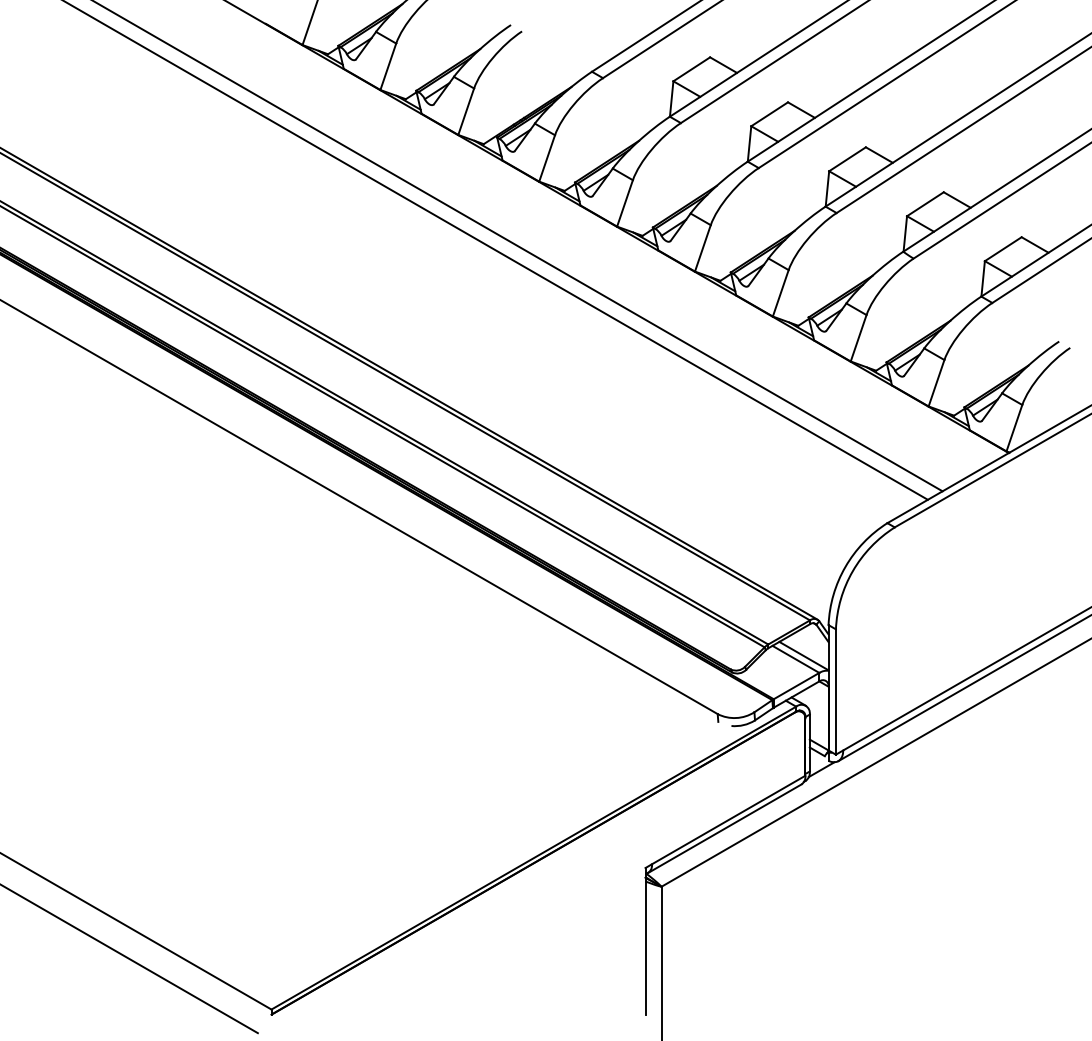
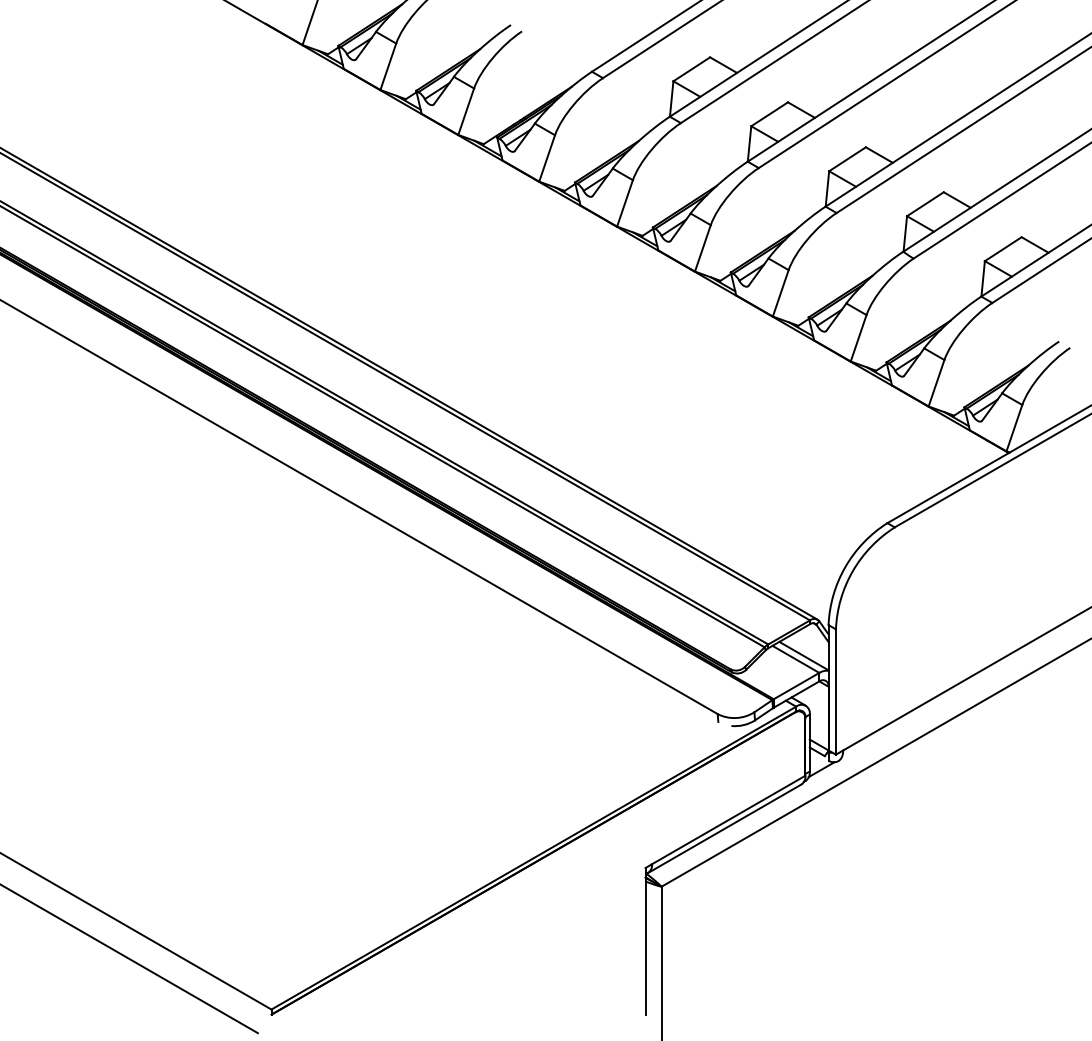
line: present -> none (518, 246)
line: present -> none (496, 250)
line: present -> none (963, 688)
